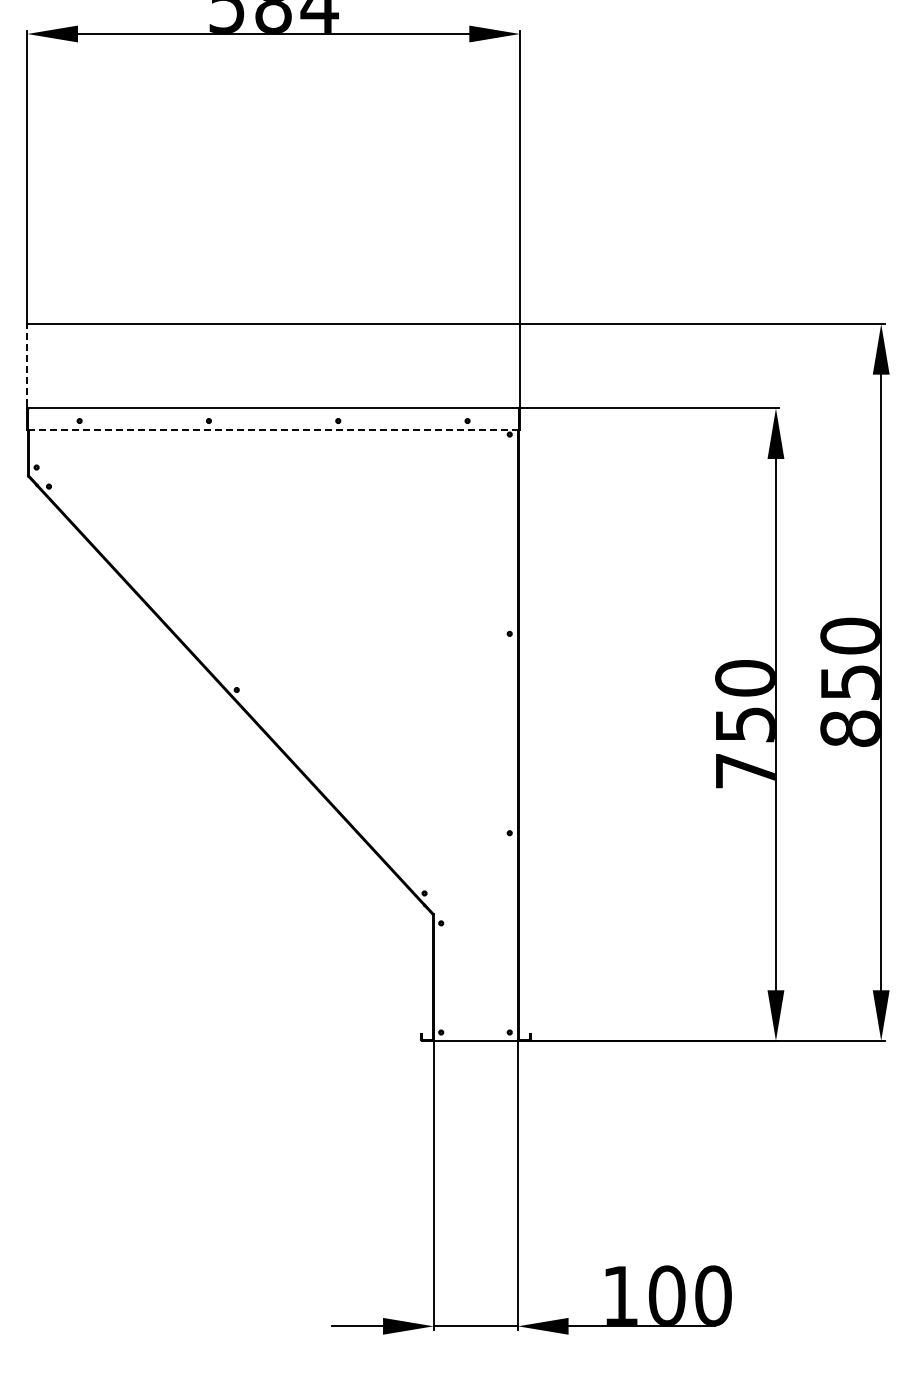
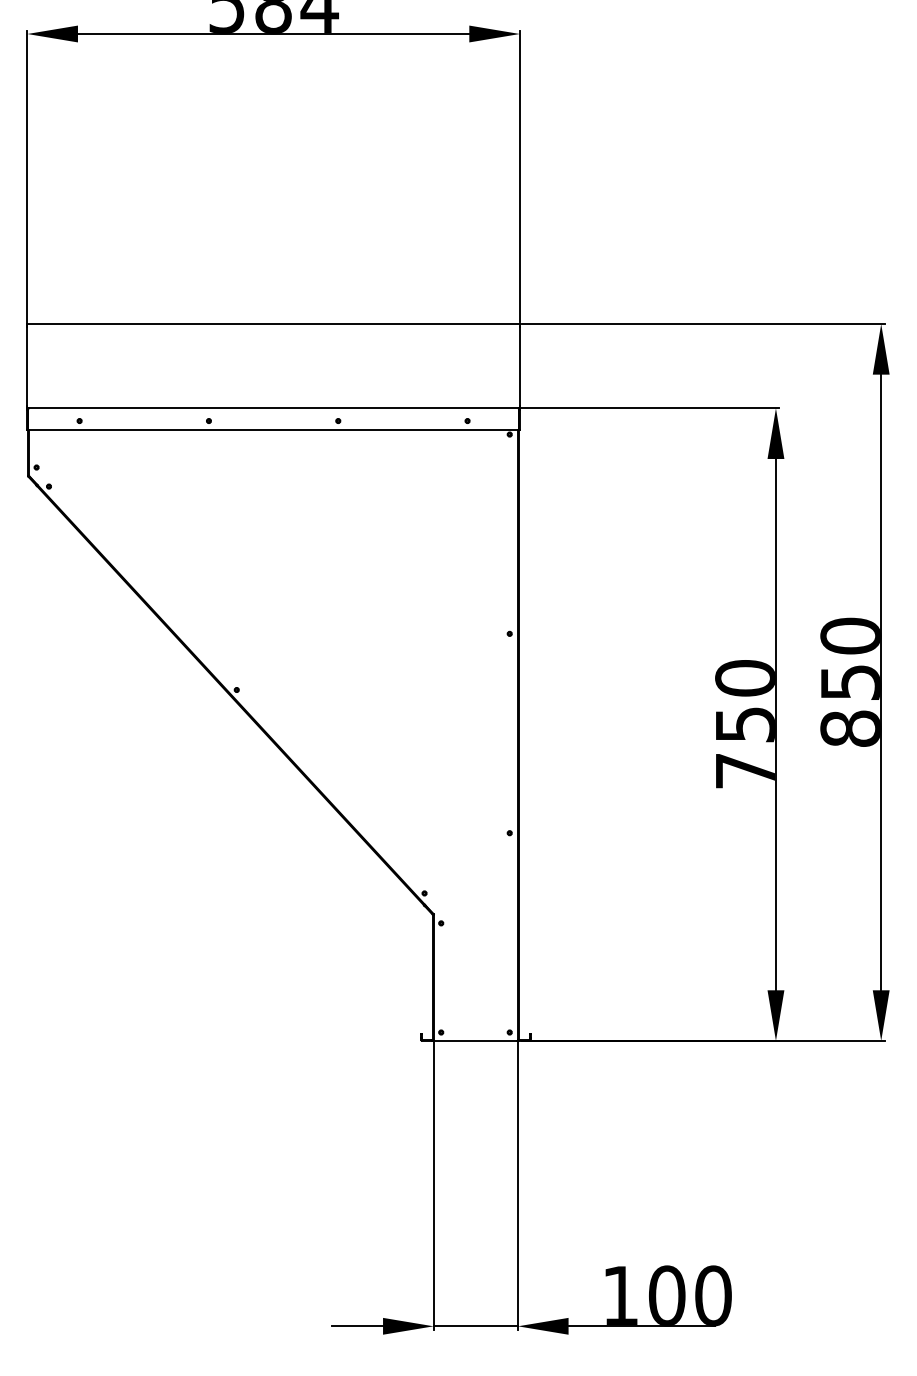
line: dashed -> solid (27, 366)
line: dashed -> solid (274, 429)
